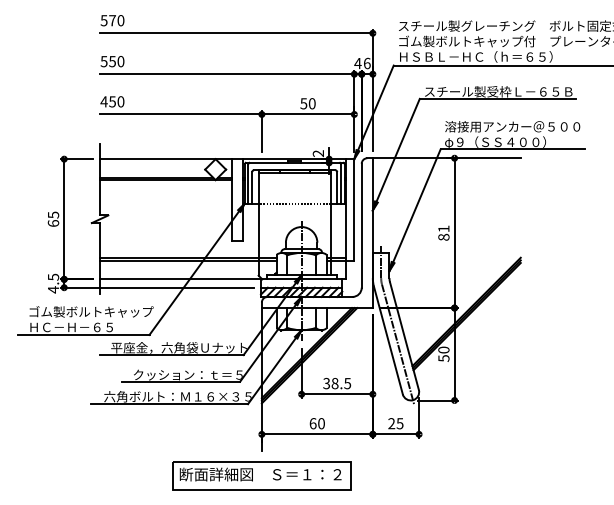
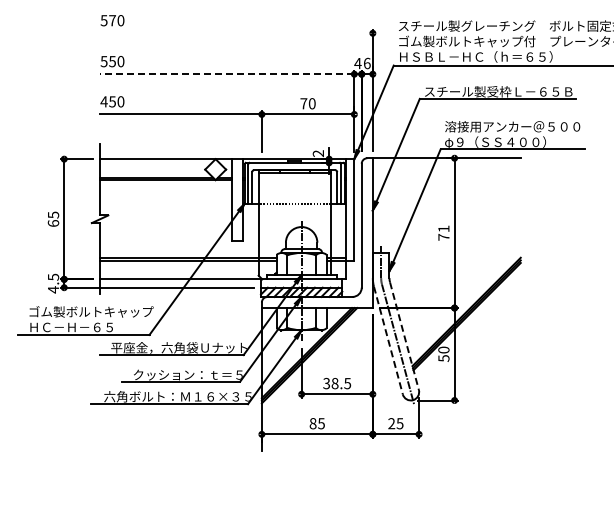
line: present -> none (236, 33)
line: solid -> dashed (226, 74)
text: 50 -> 70 (303, 103)
text: 81 -> 71 (443, 236)
line: solid -> dashed (404, 336)
line: solid -> dashed (388, 340)
text: 60 -> 85 (316, 423)
part: present -> none (261, 475)
